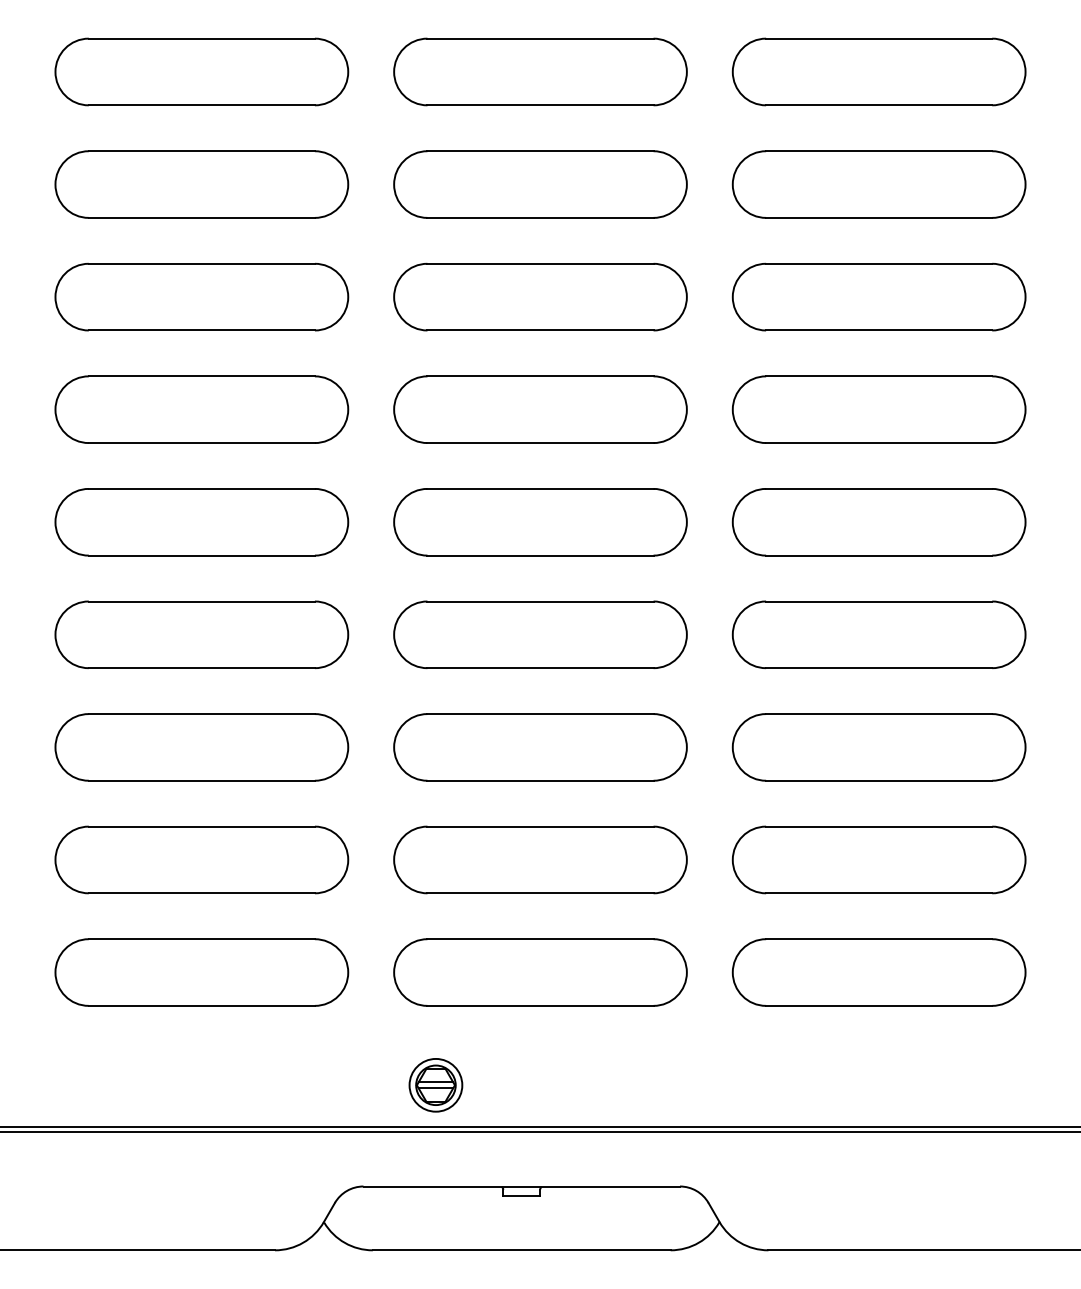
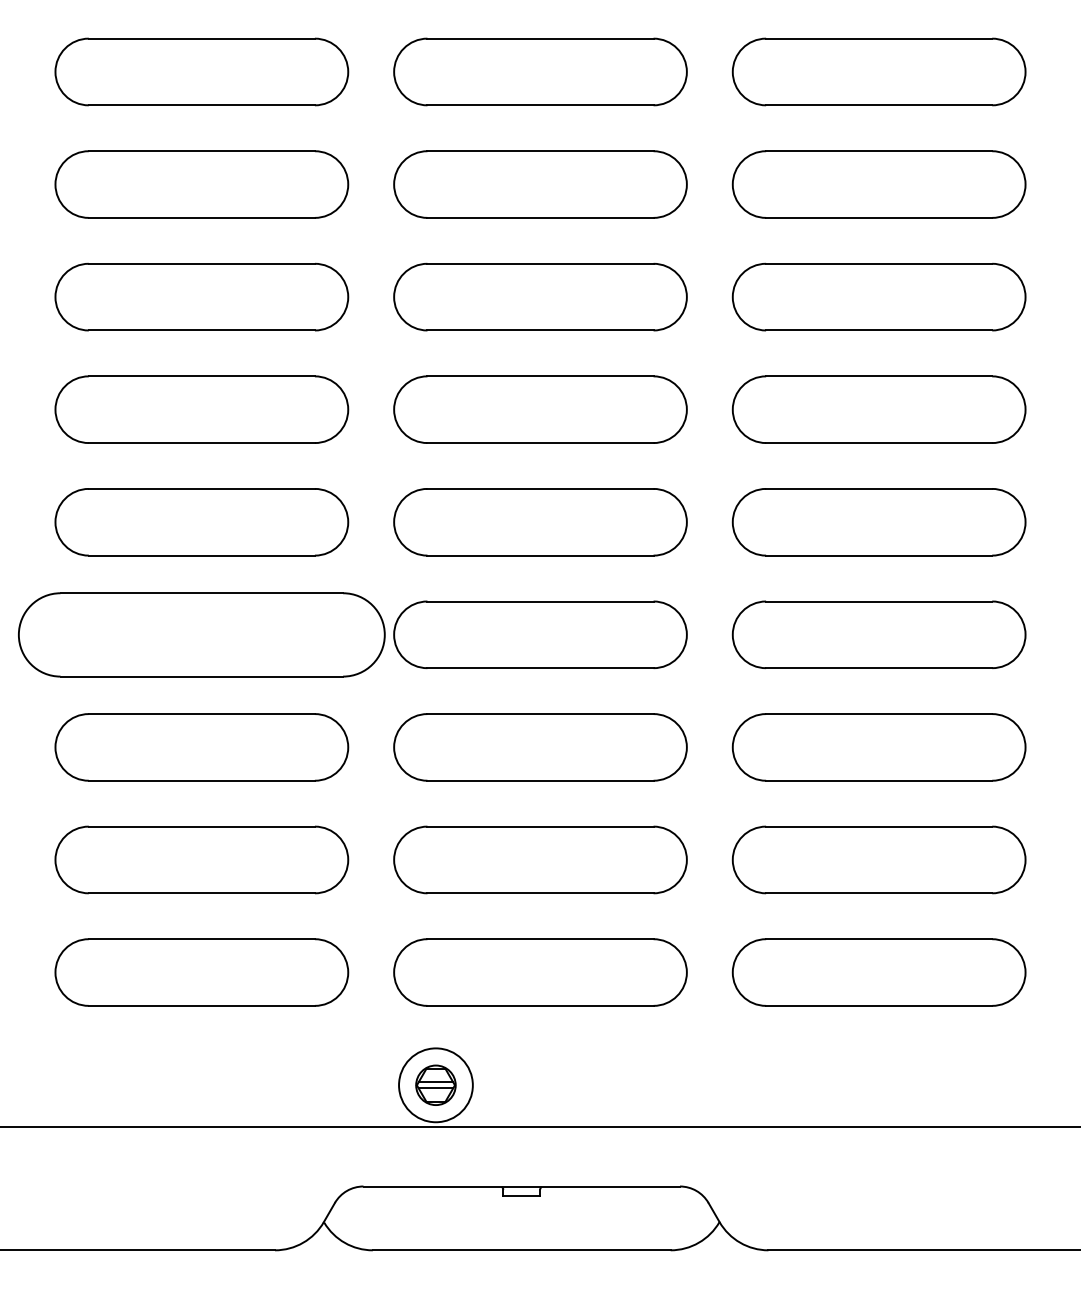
part size: 296x69 px -> 368x86 px (201, 634)
circle diameter: 53 px -> 74 px (435, 1085)
line: present -> none (539, 1131)
